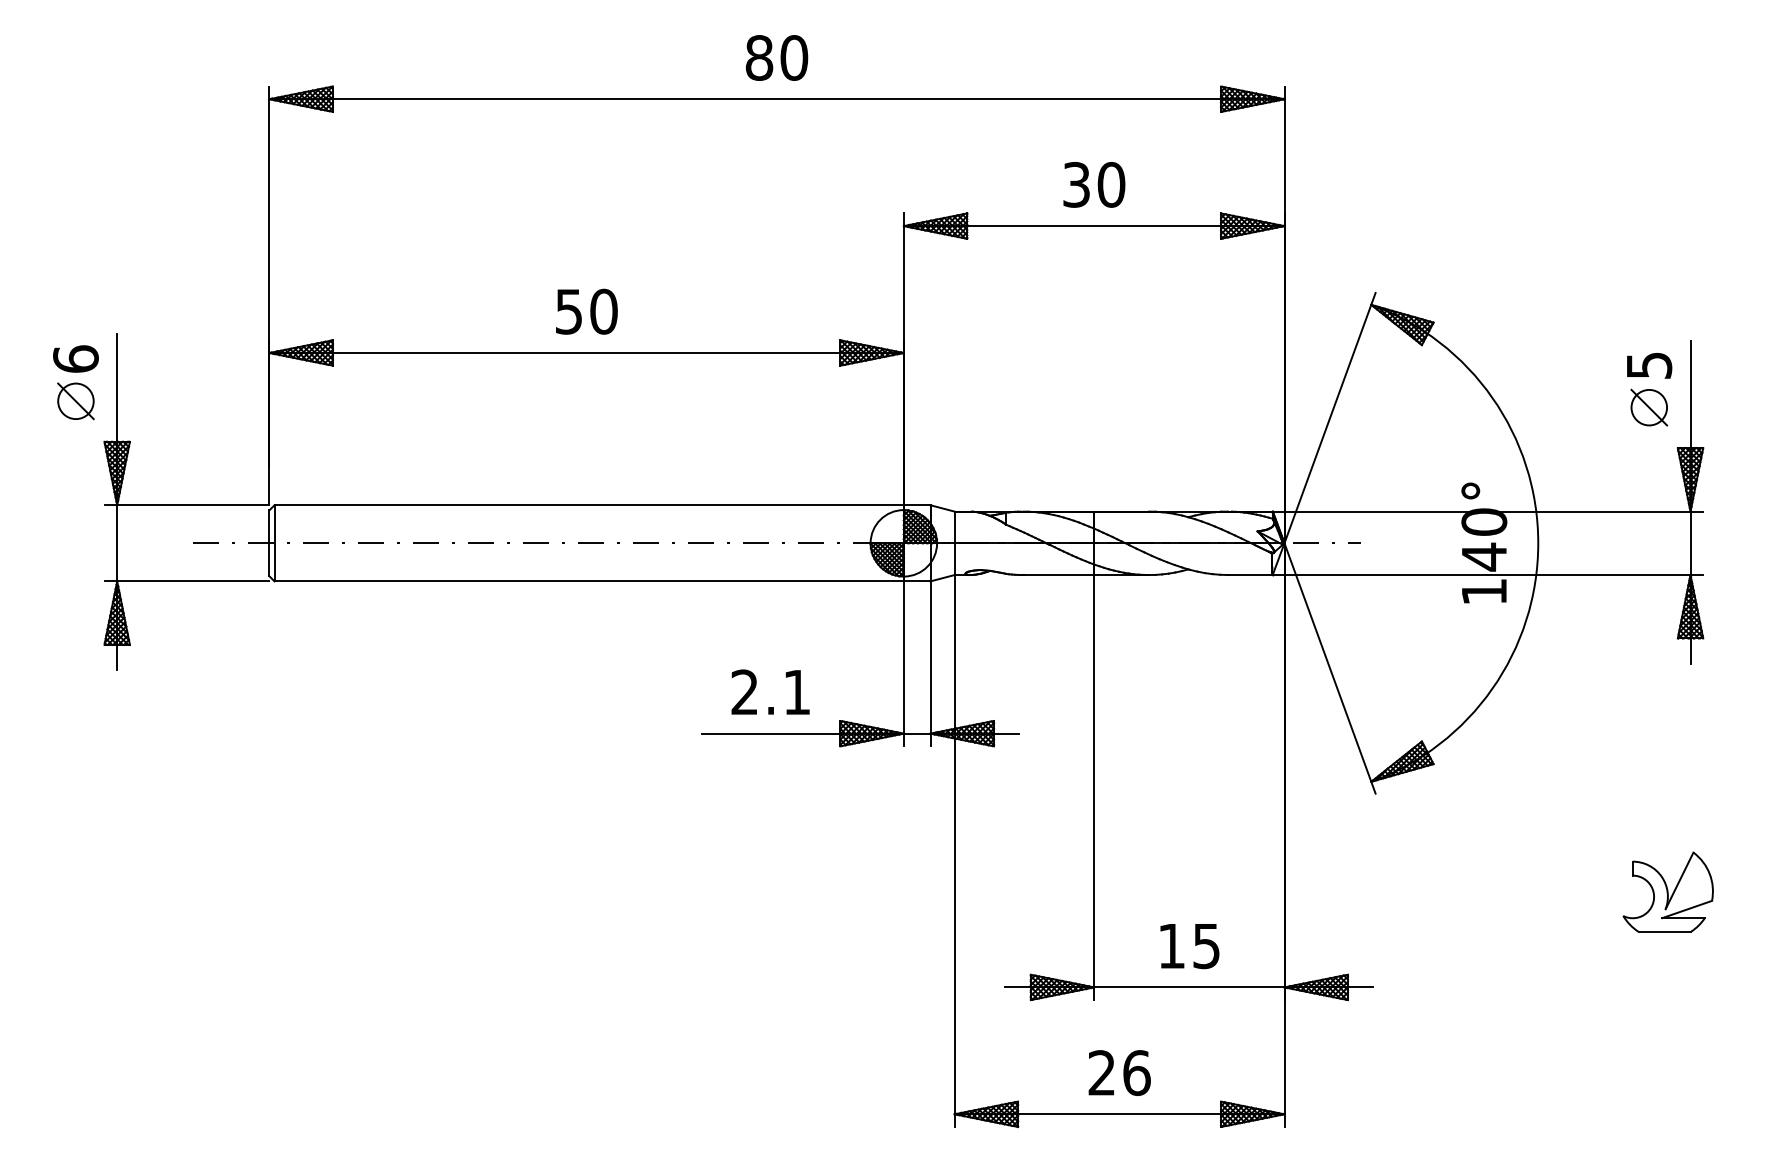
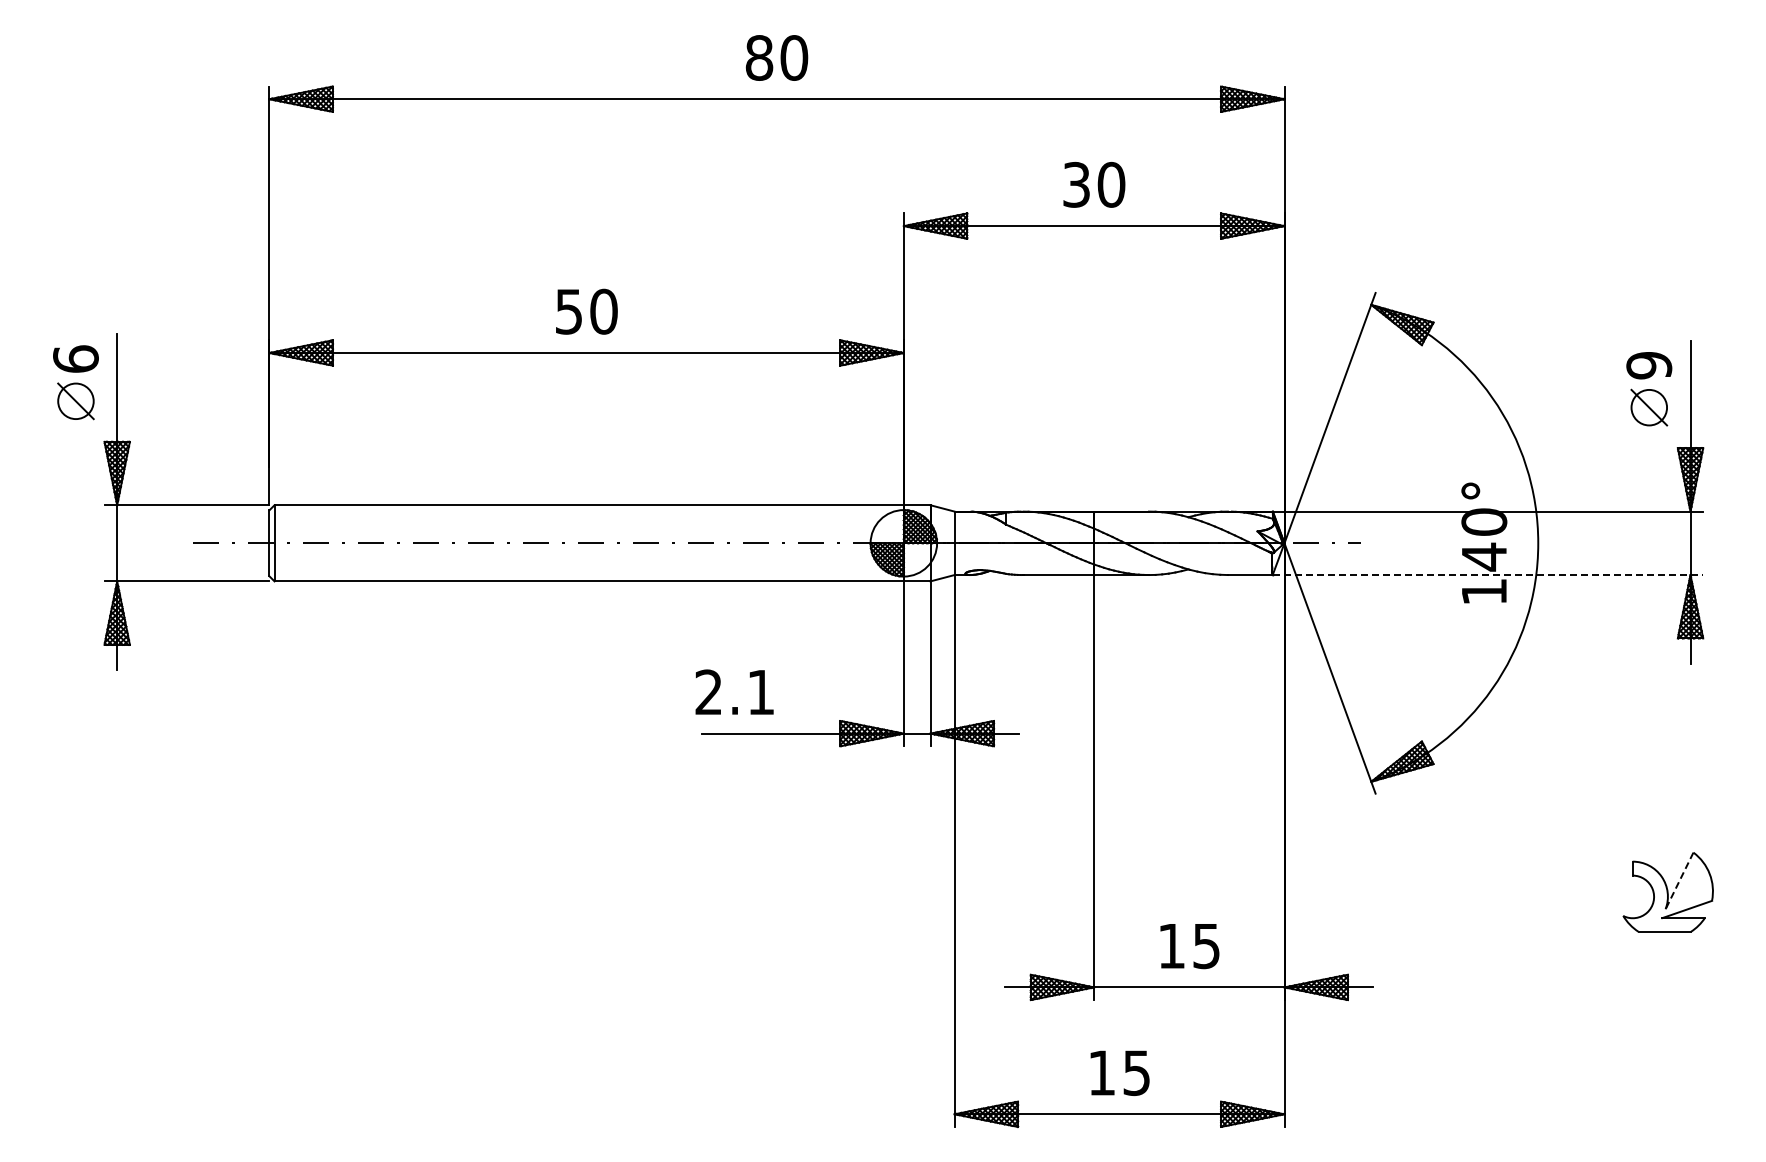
text: 5 -> 9 (1649, 365)
line: solid -> dashed (1488, 575)
text position: (770, 691) -> (734, 691) (734, 691)
line: solid -> dashed (1679, 880)
text: 26 -> 15 (1119, 1073)
